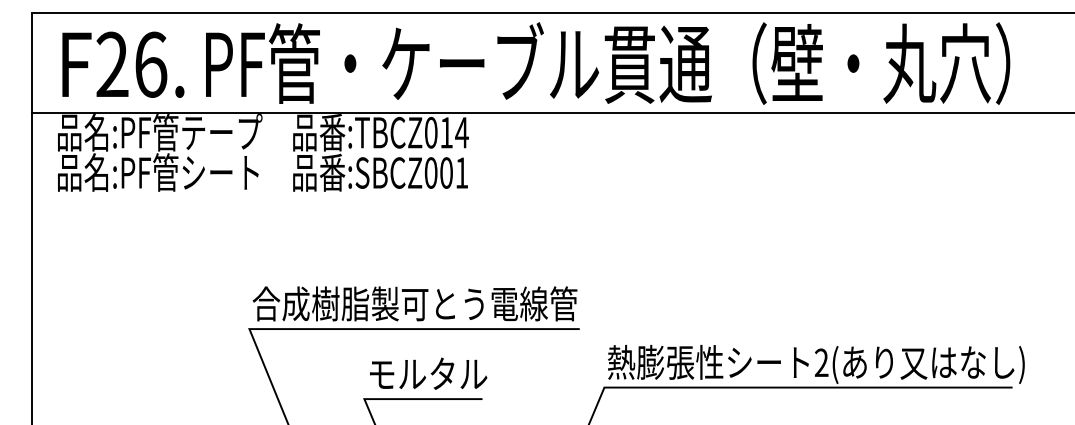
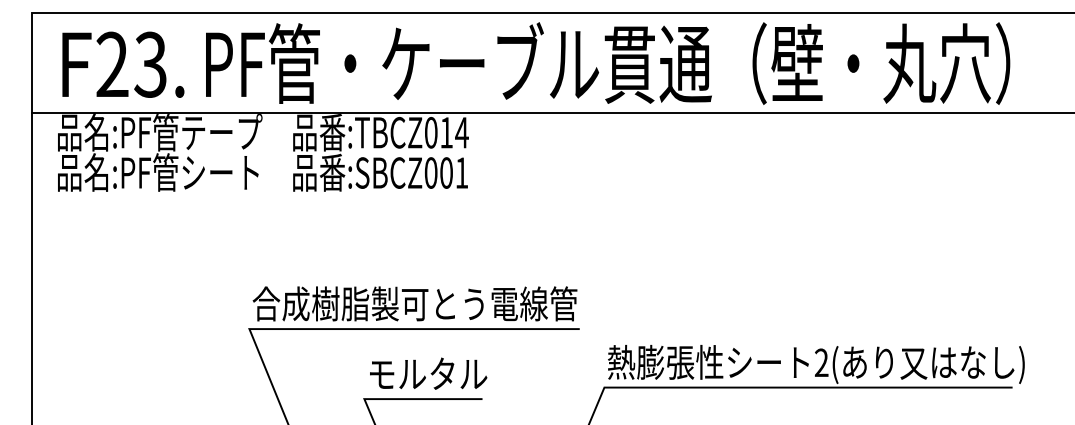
text: F26. -> F23. (150, 64)
